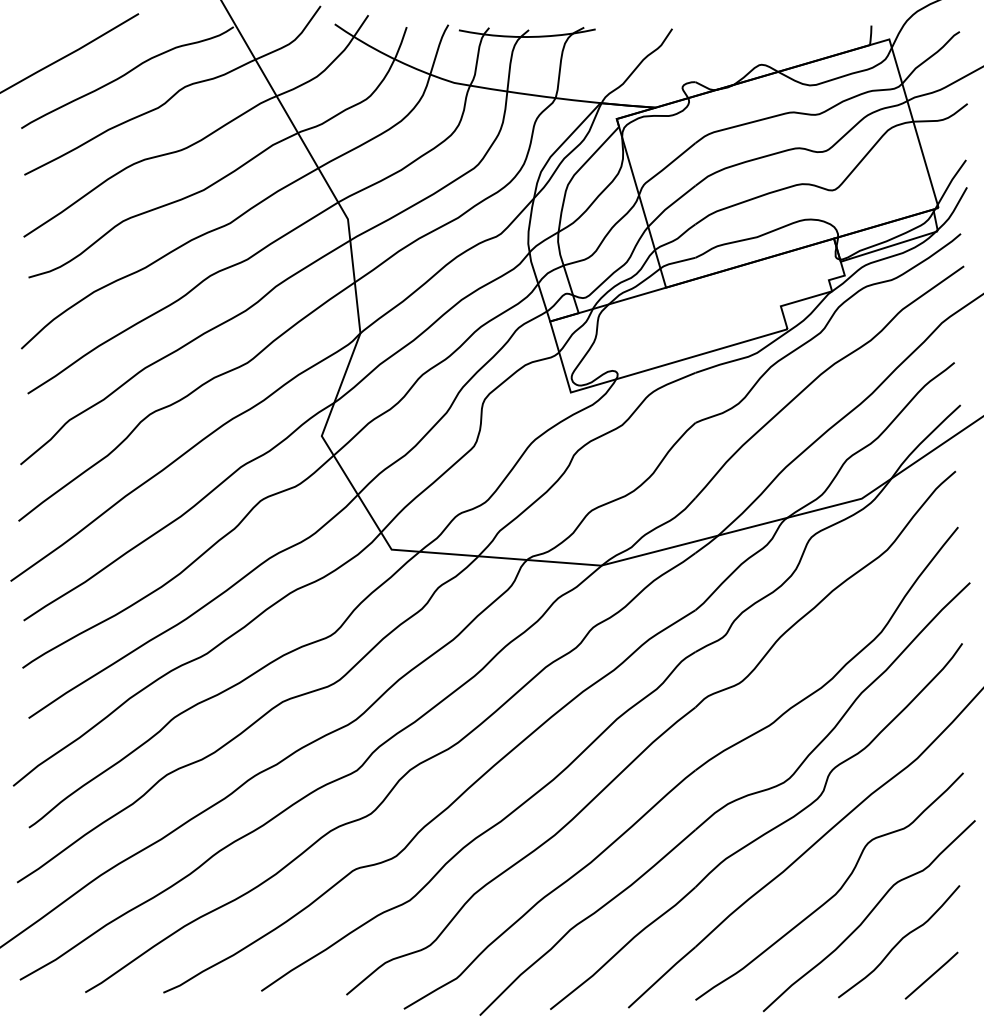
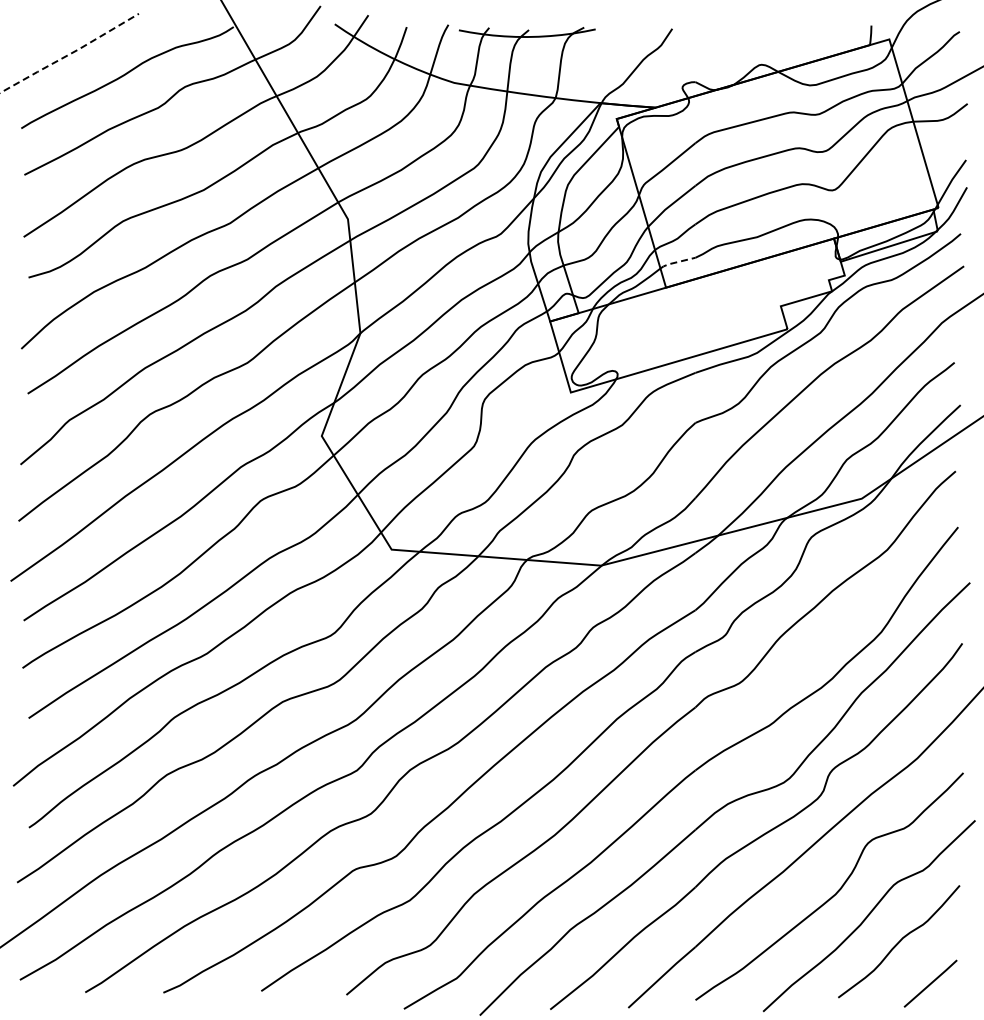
line: solid -> dashed (70, 54)
line: solid -> dashed (676, 262)
line position: (931, 975) -> (930, 983) (930, 983)
